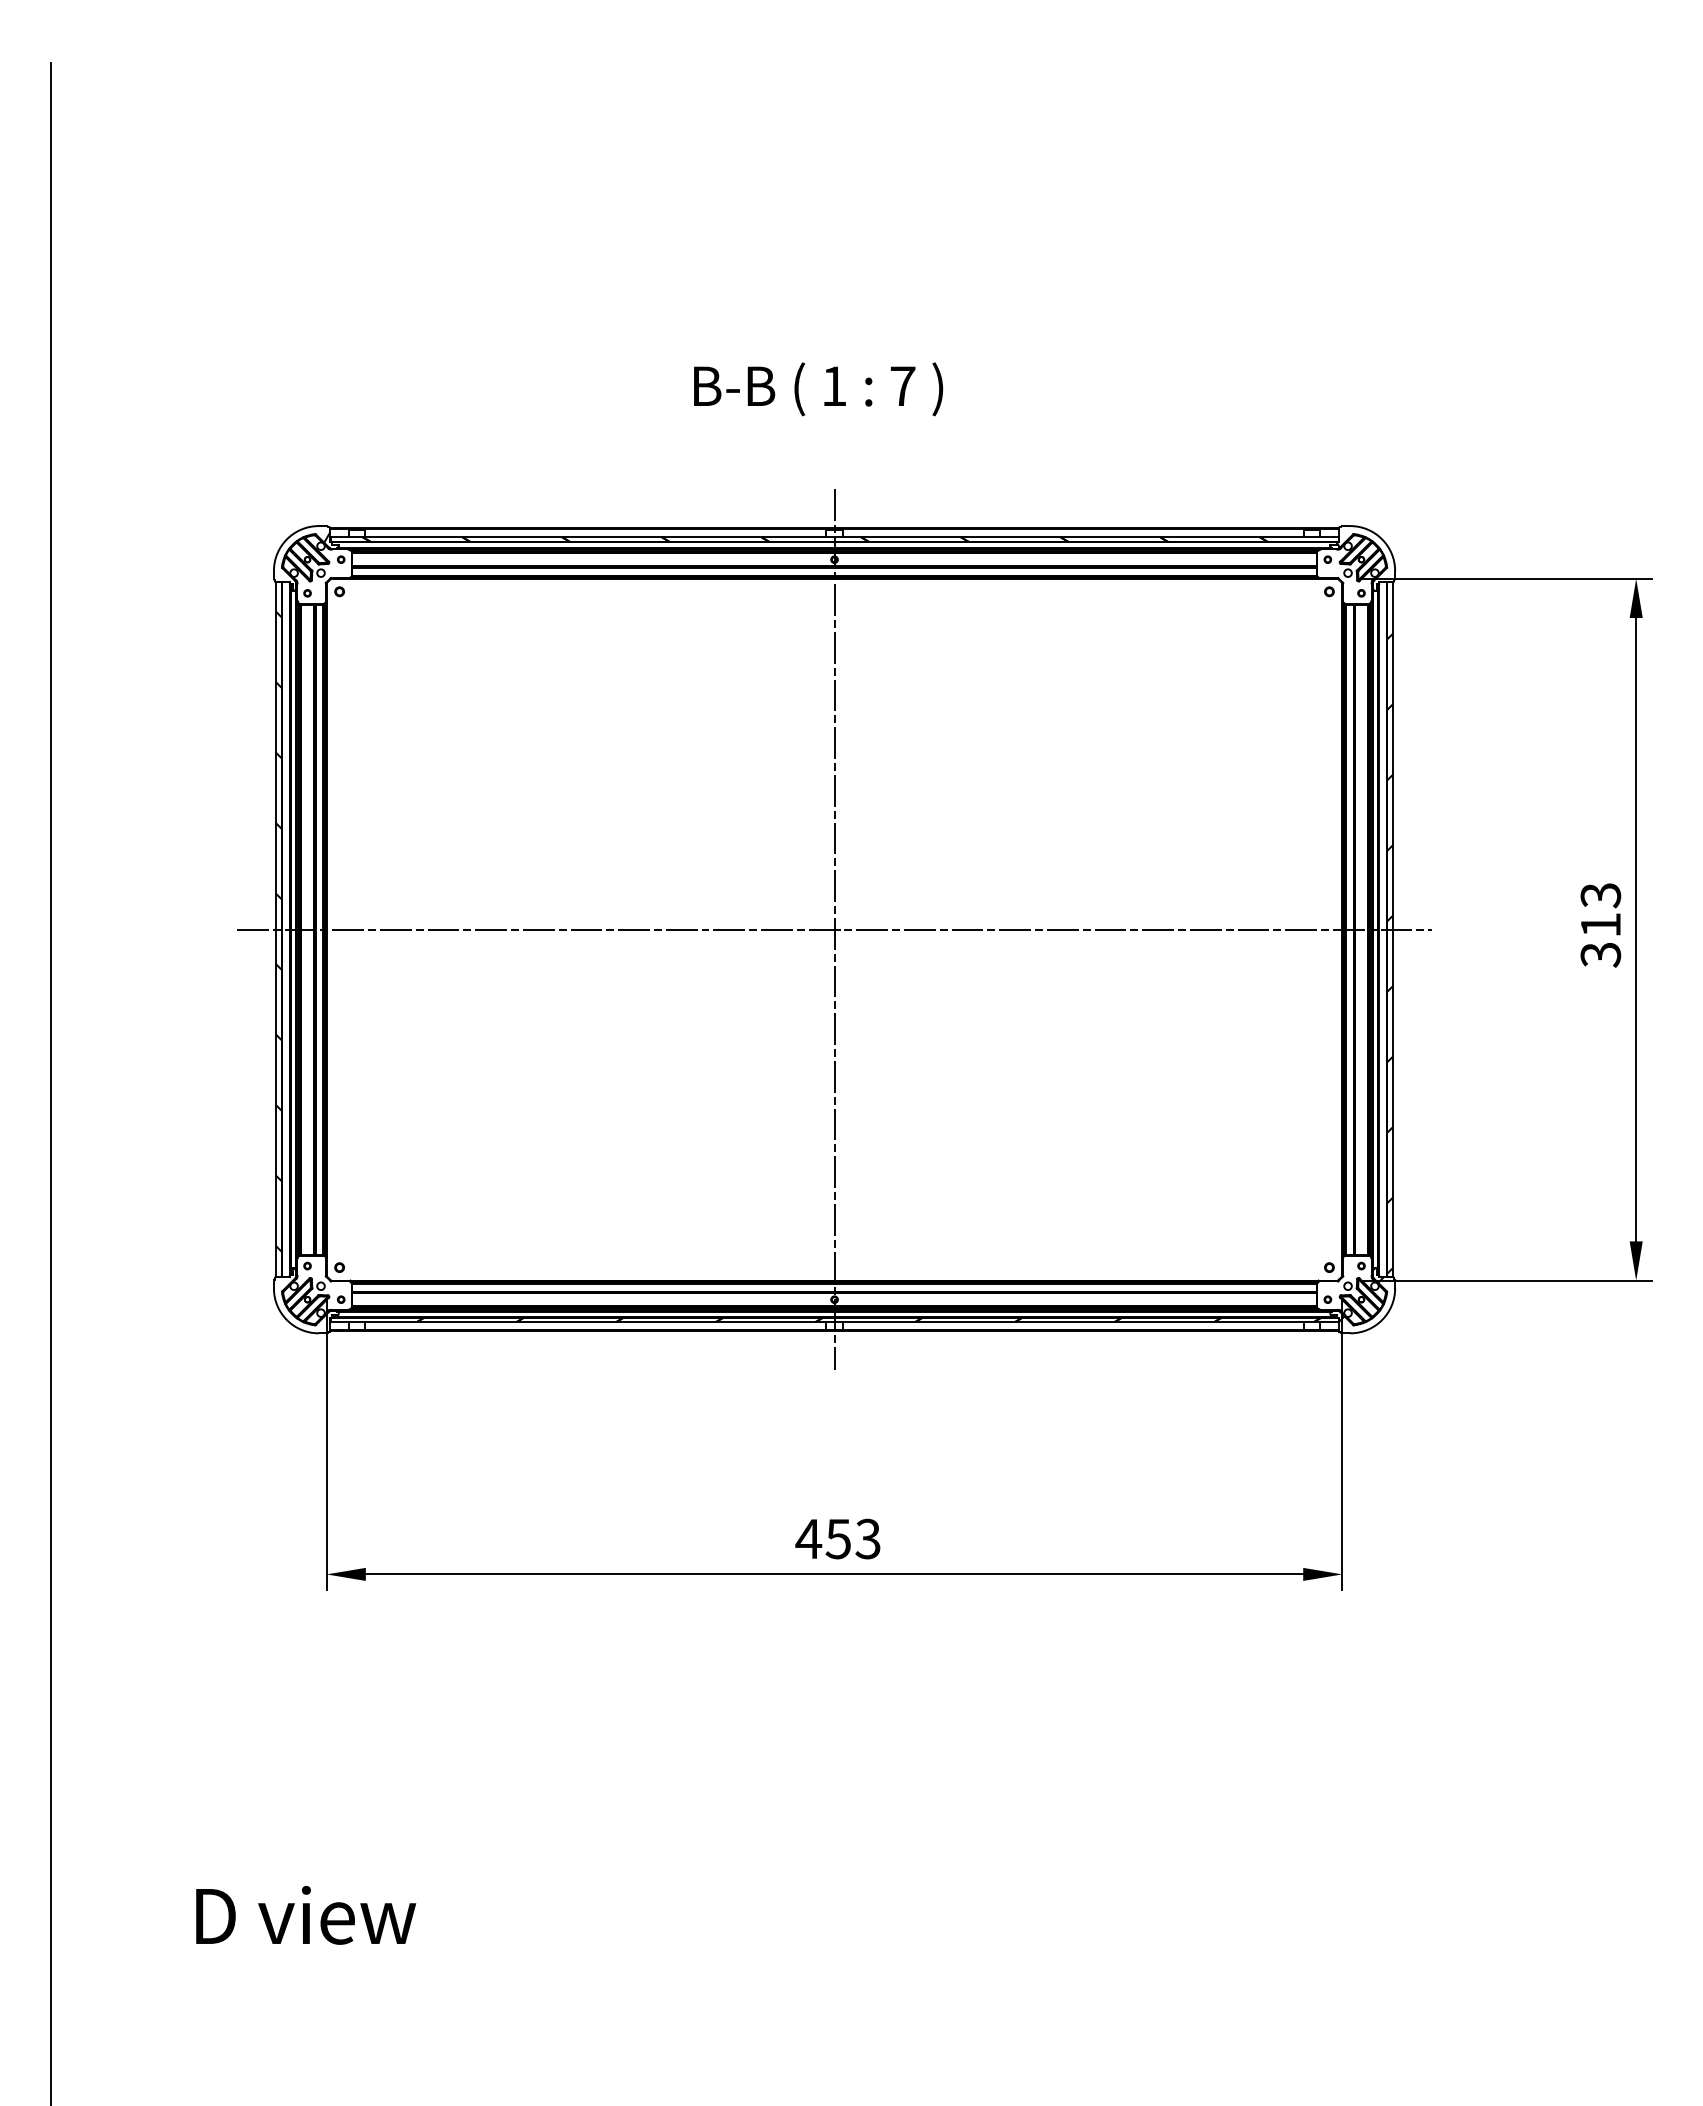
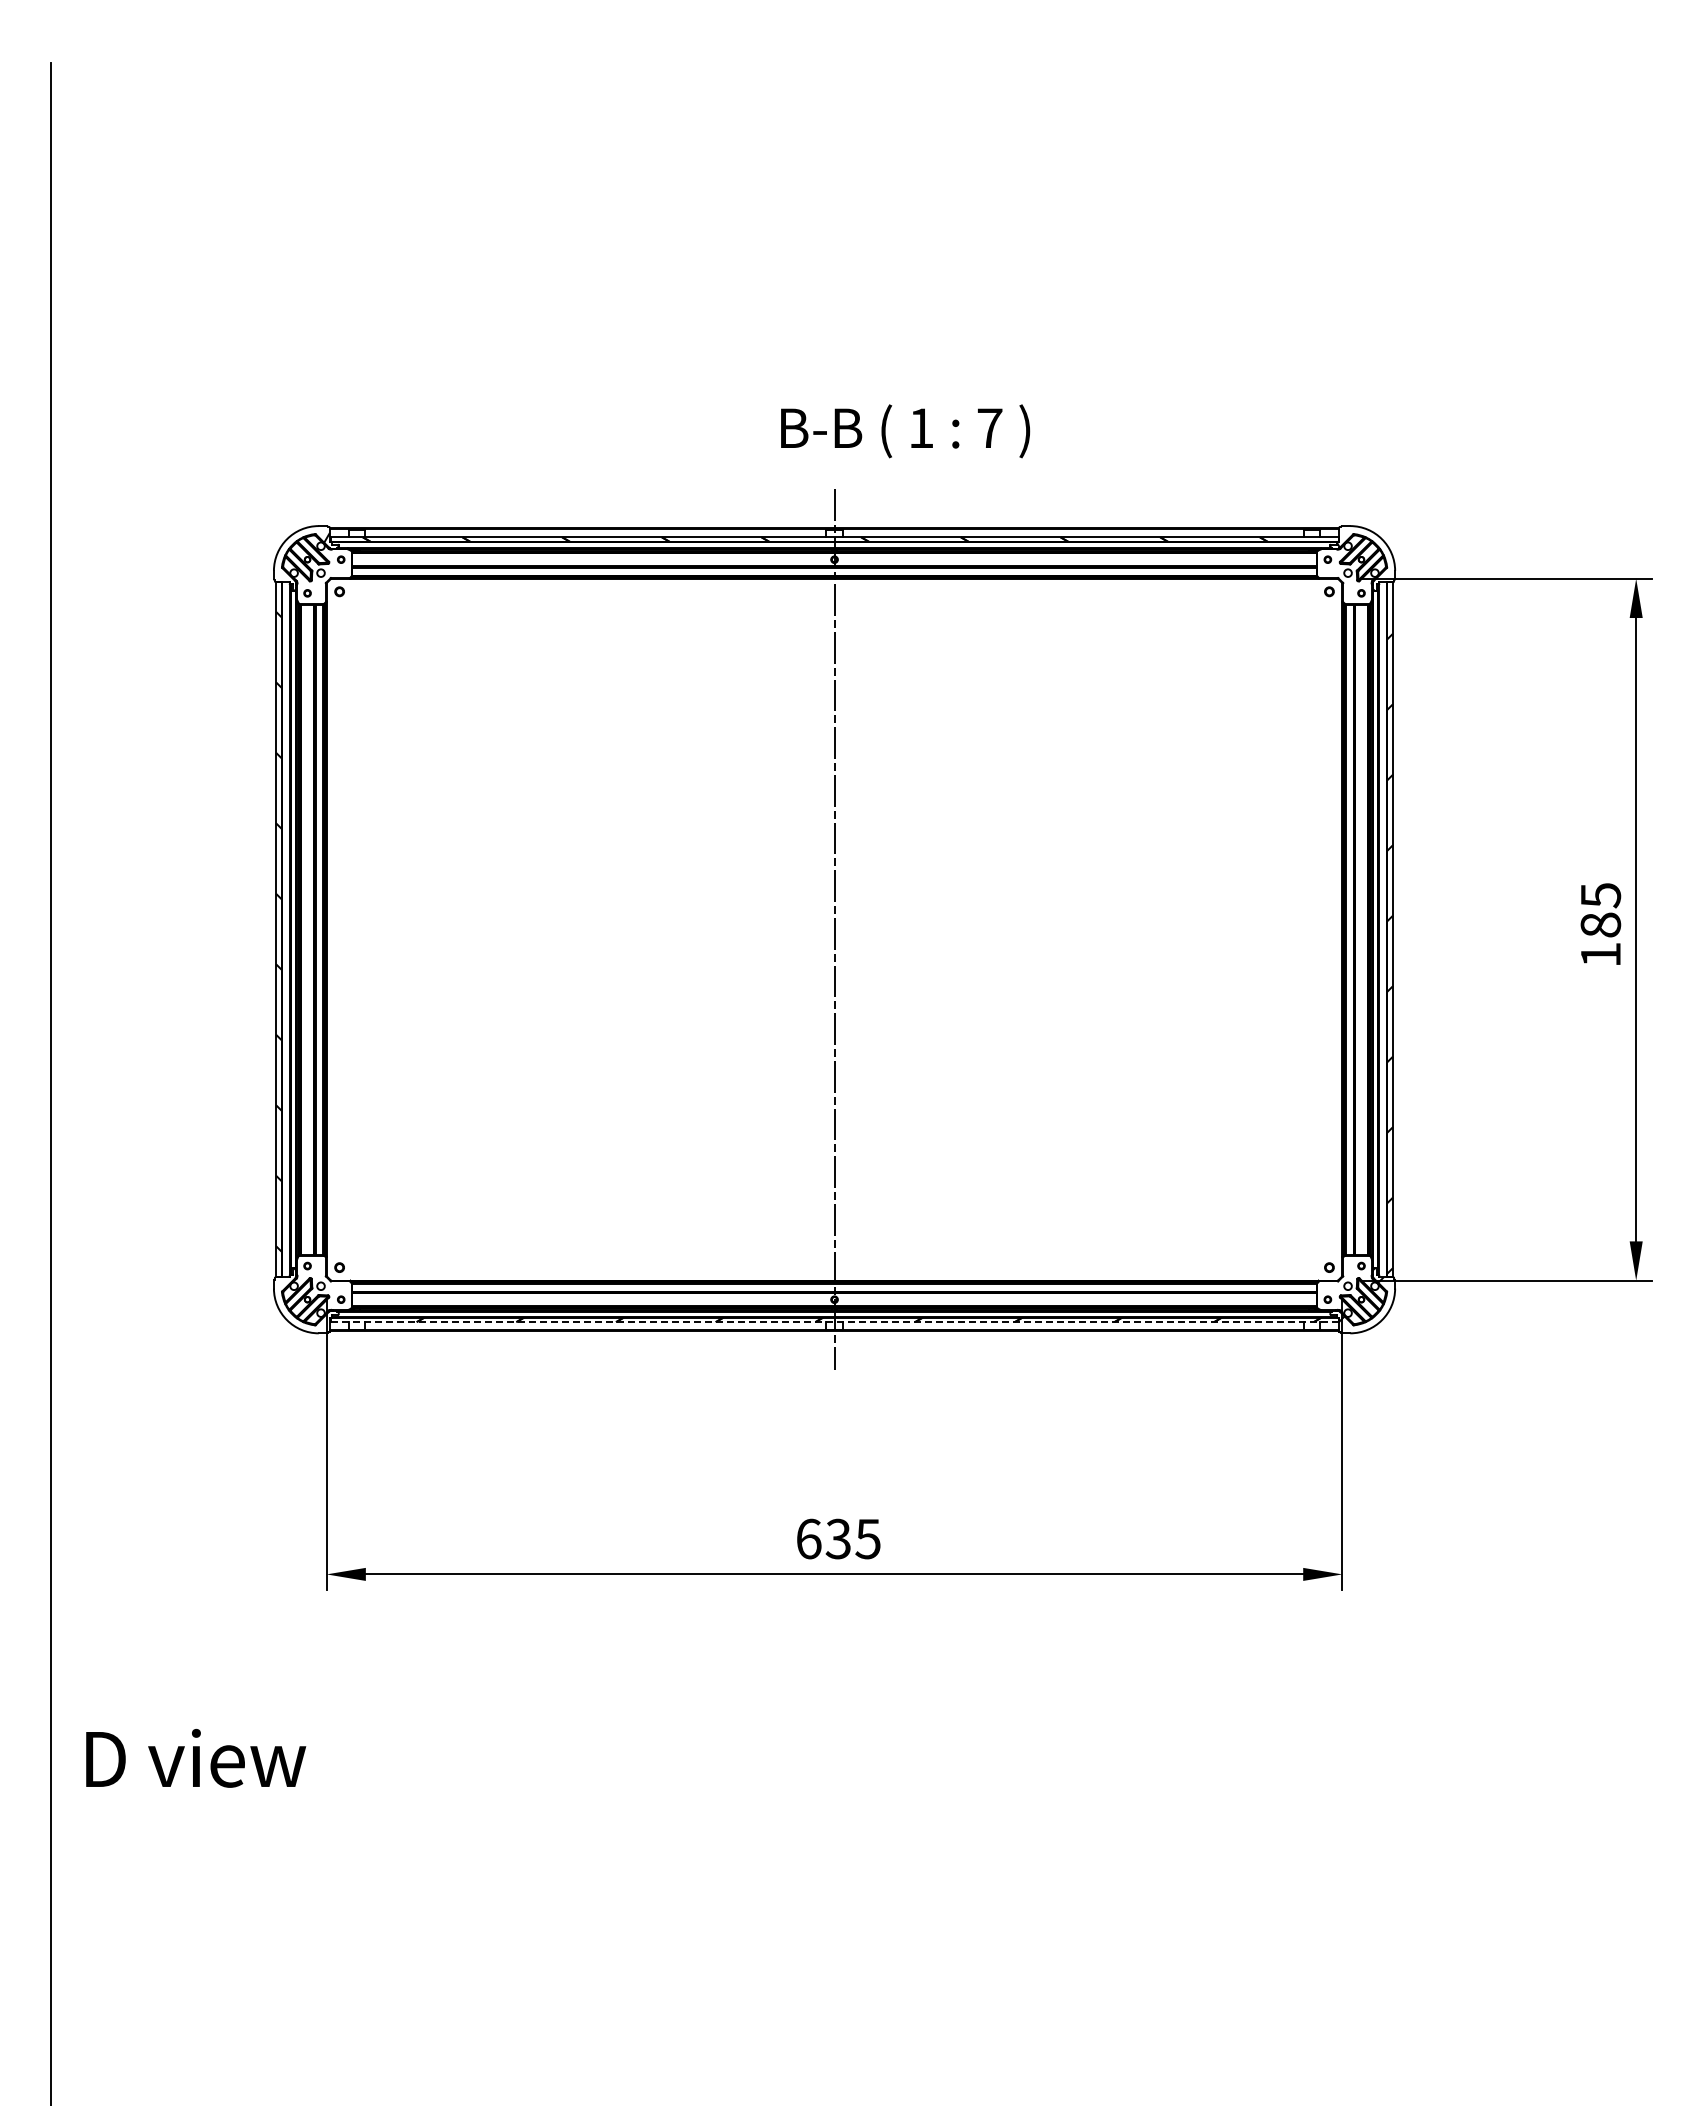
text position: (818, 389) -> (905, 431) (905, 431)
text: 313 -> 185 (1600, 925)
line: present -> none (834, 929)
line: solid -> dashed (834, 1322)
text: 453 -> 635 (837, 1538)
text position: (306, 1915) -> (196, 1758) (196, 1758)
